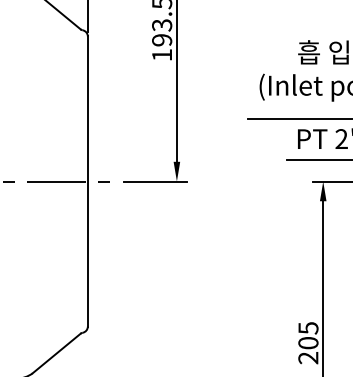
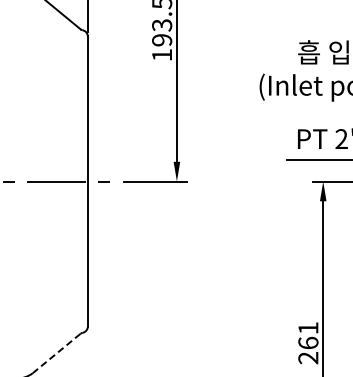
line: present -> none (298, 118)
text: 205 -> 261 (308, 335)
line: solid -> dashed (57, 353)
